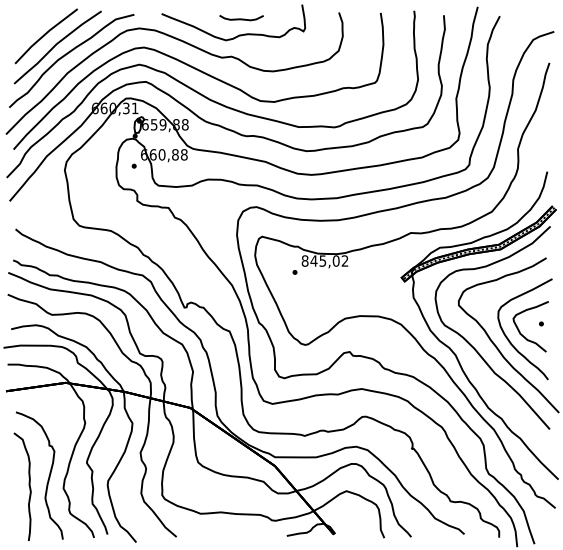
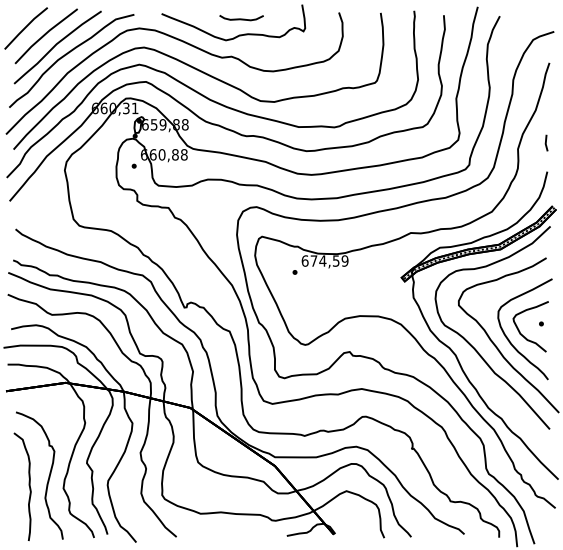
line: none -> present (25, 28)
line: none -> present (546, 142)
text: 845,02 -> 674,59 (324, 260)
